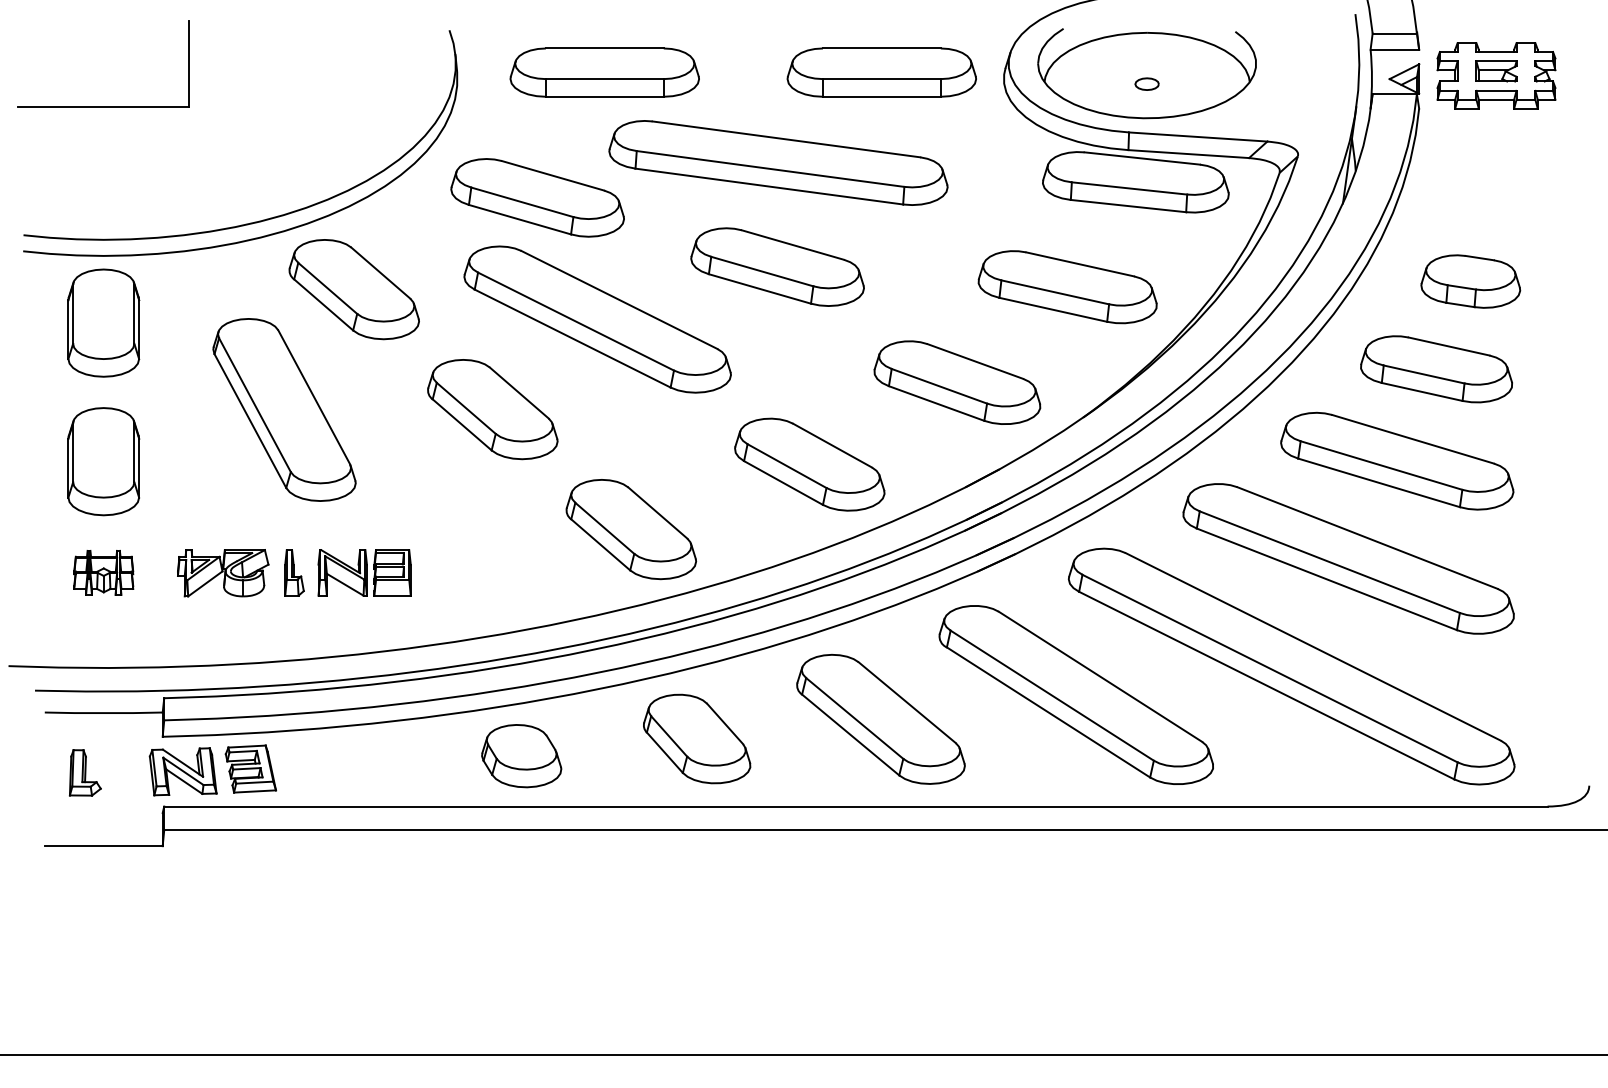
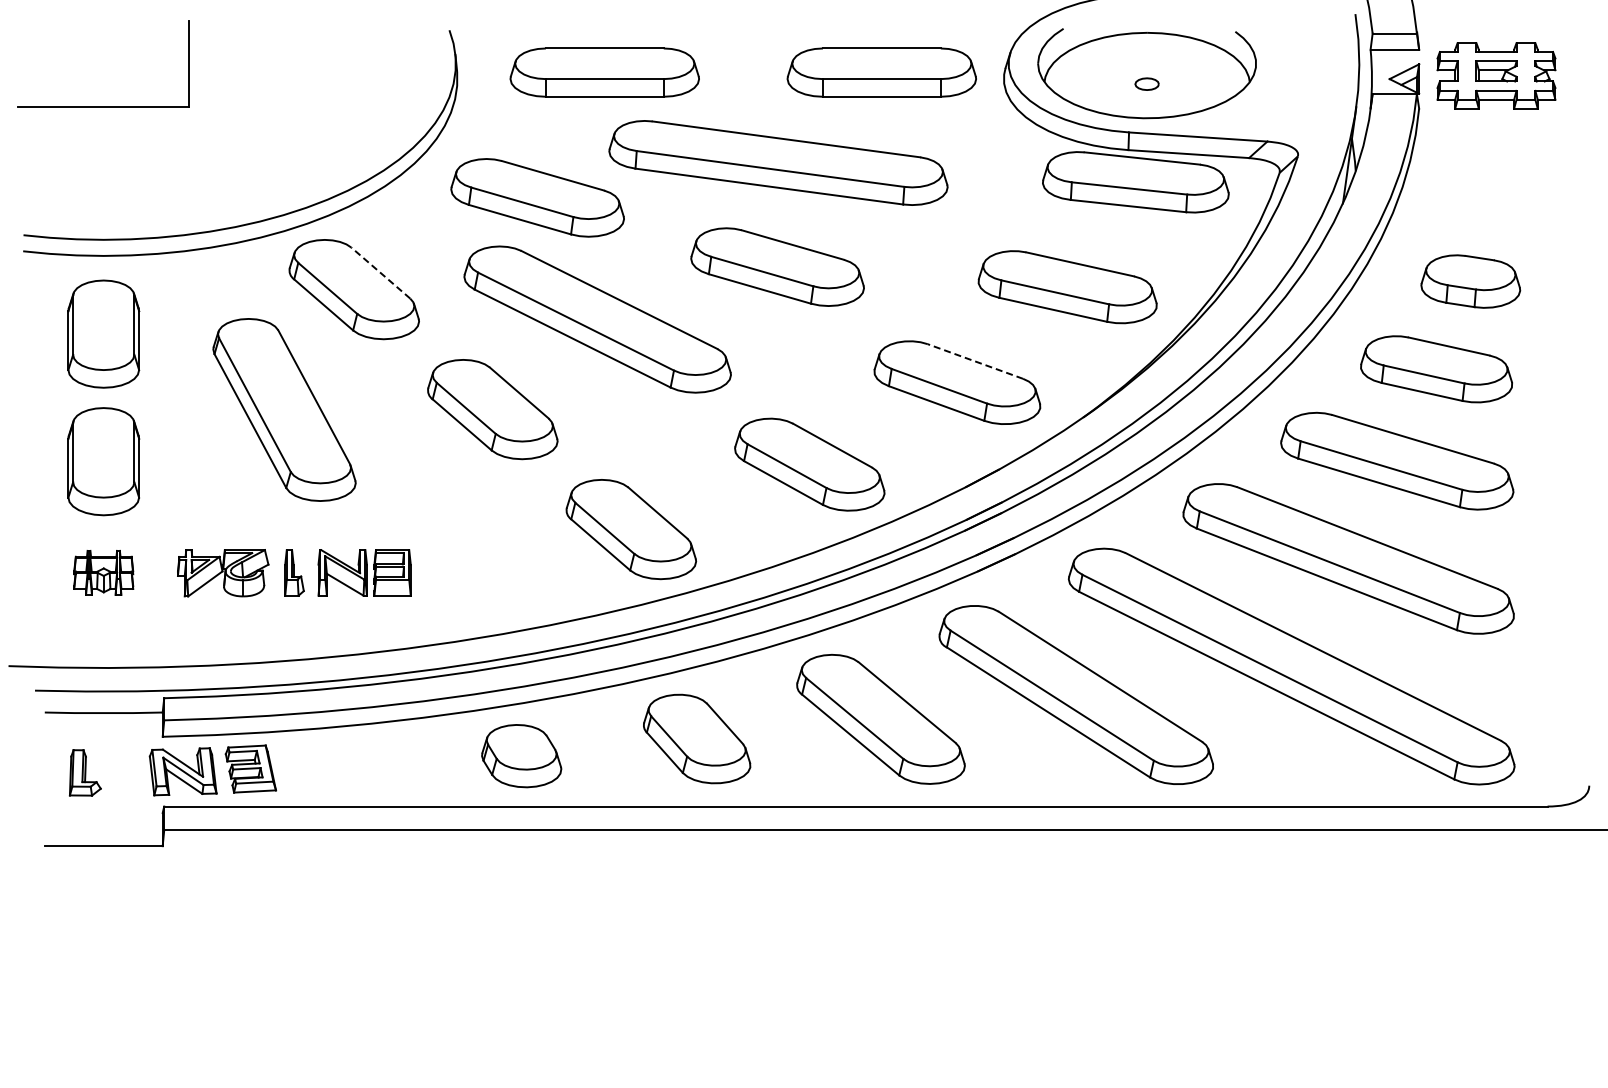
line: solid -> dashed (380, 273)
part position: (103, 322) -> (103, 333) (103, 333)
line: solid -> dashed (975, 361)
line: present -> none (803, 1055)
